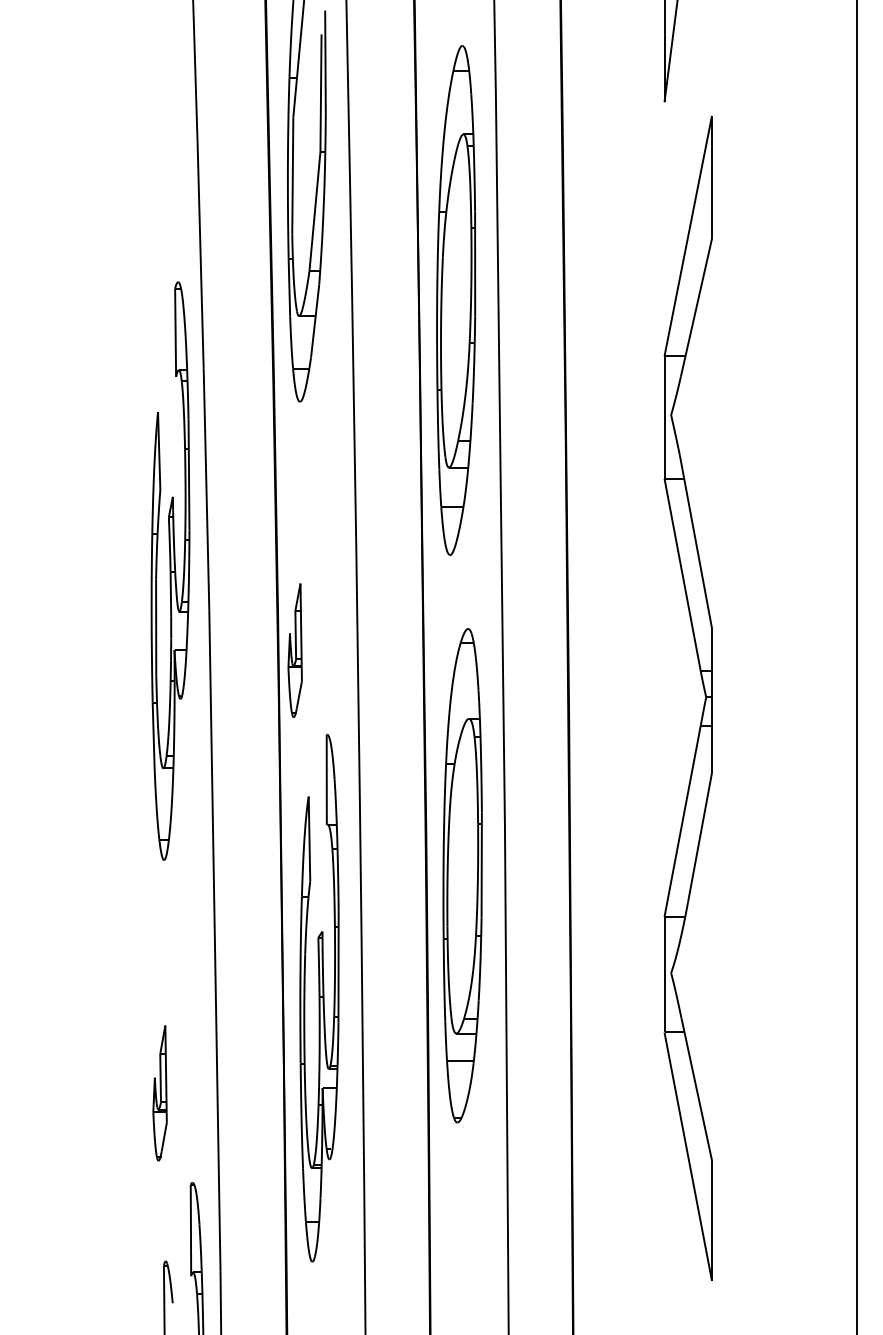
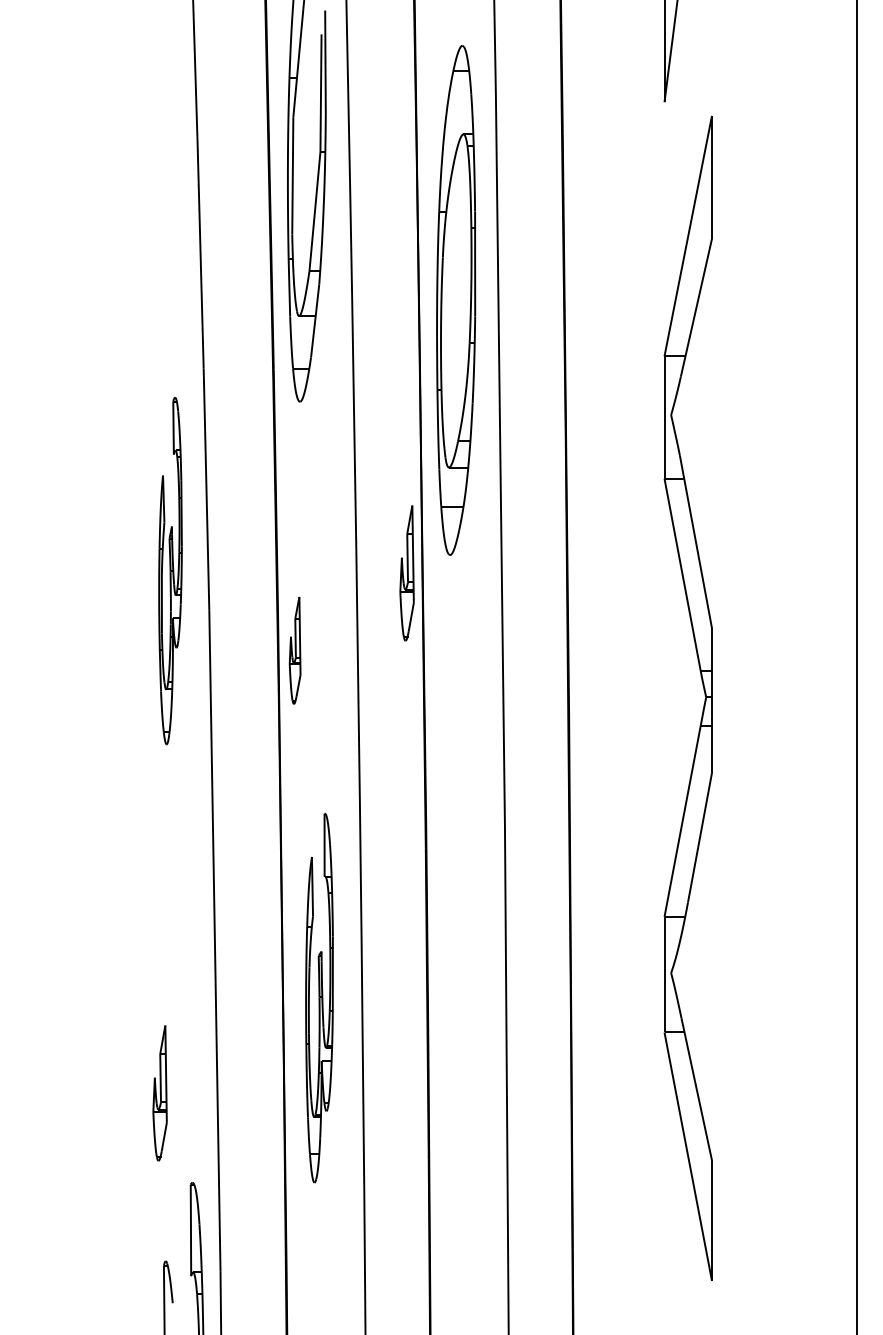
part size: 41x580 px -> 25x349 px (170, 571)
part: none -> present (406, 573)
part size: 16x135 px -> 14x109 px (294, 650)
part: present -> none (462, 875)
part size: 41x530 px -> 29x372 px (319, 997)
